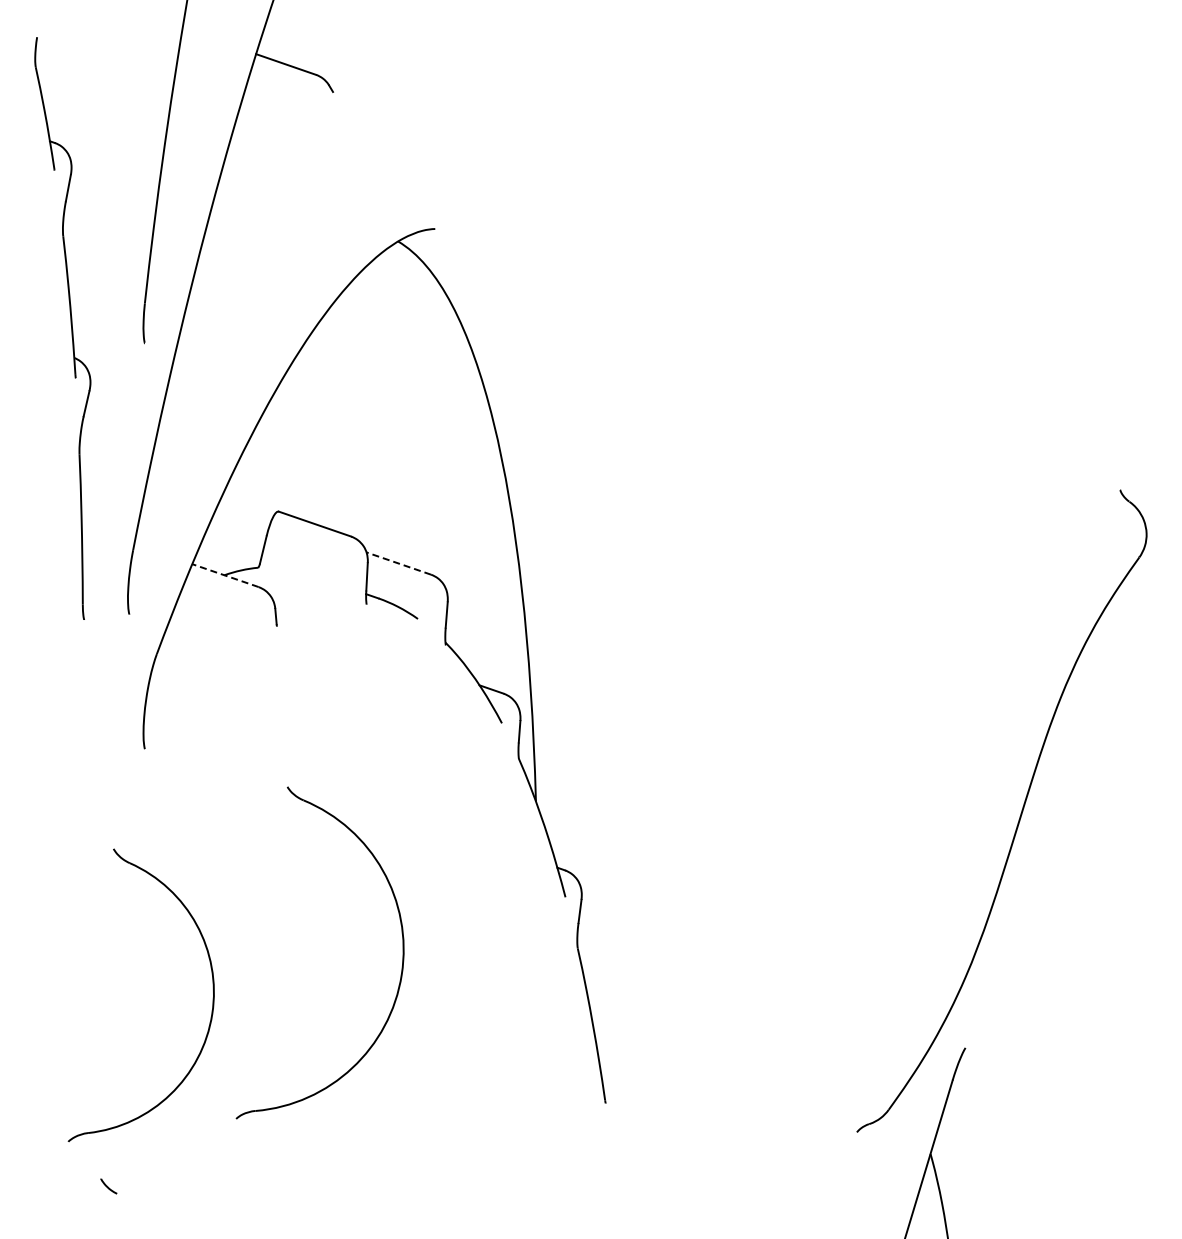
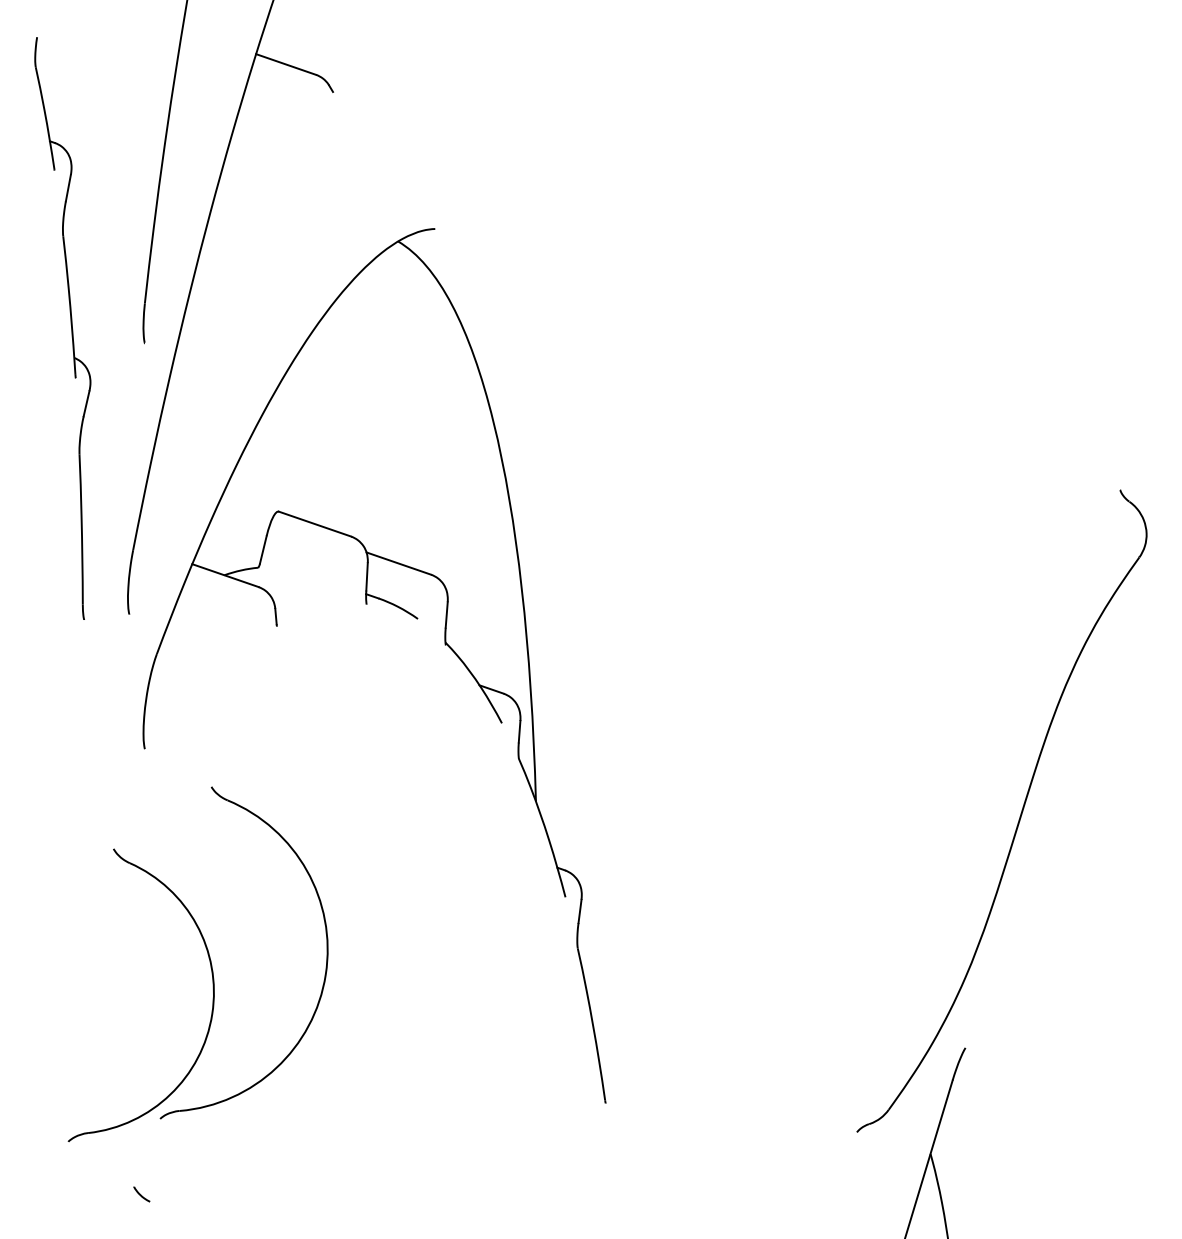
line: dashed -> solid (398, 563)
line: dashed -> solid (225, 575)
part position: (402, 952) -> (326, 952) (326, 952)
line position: (108, 1186) -> (141, 1194) (141, 1194)
